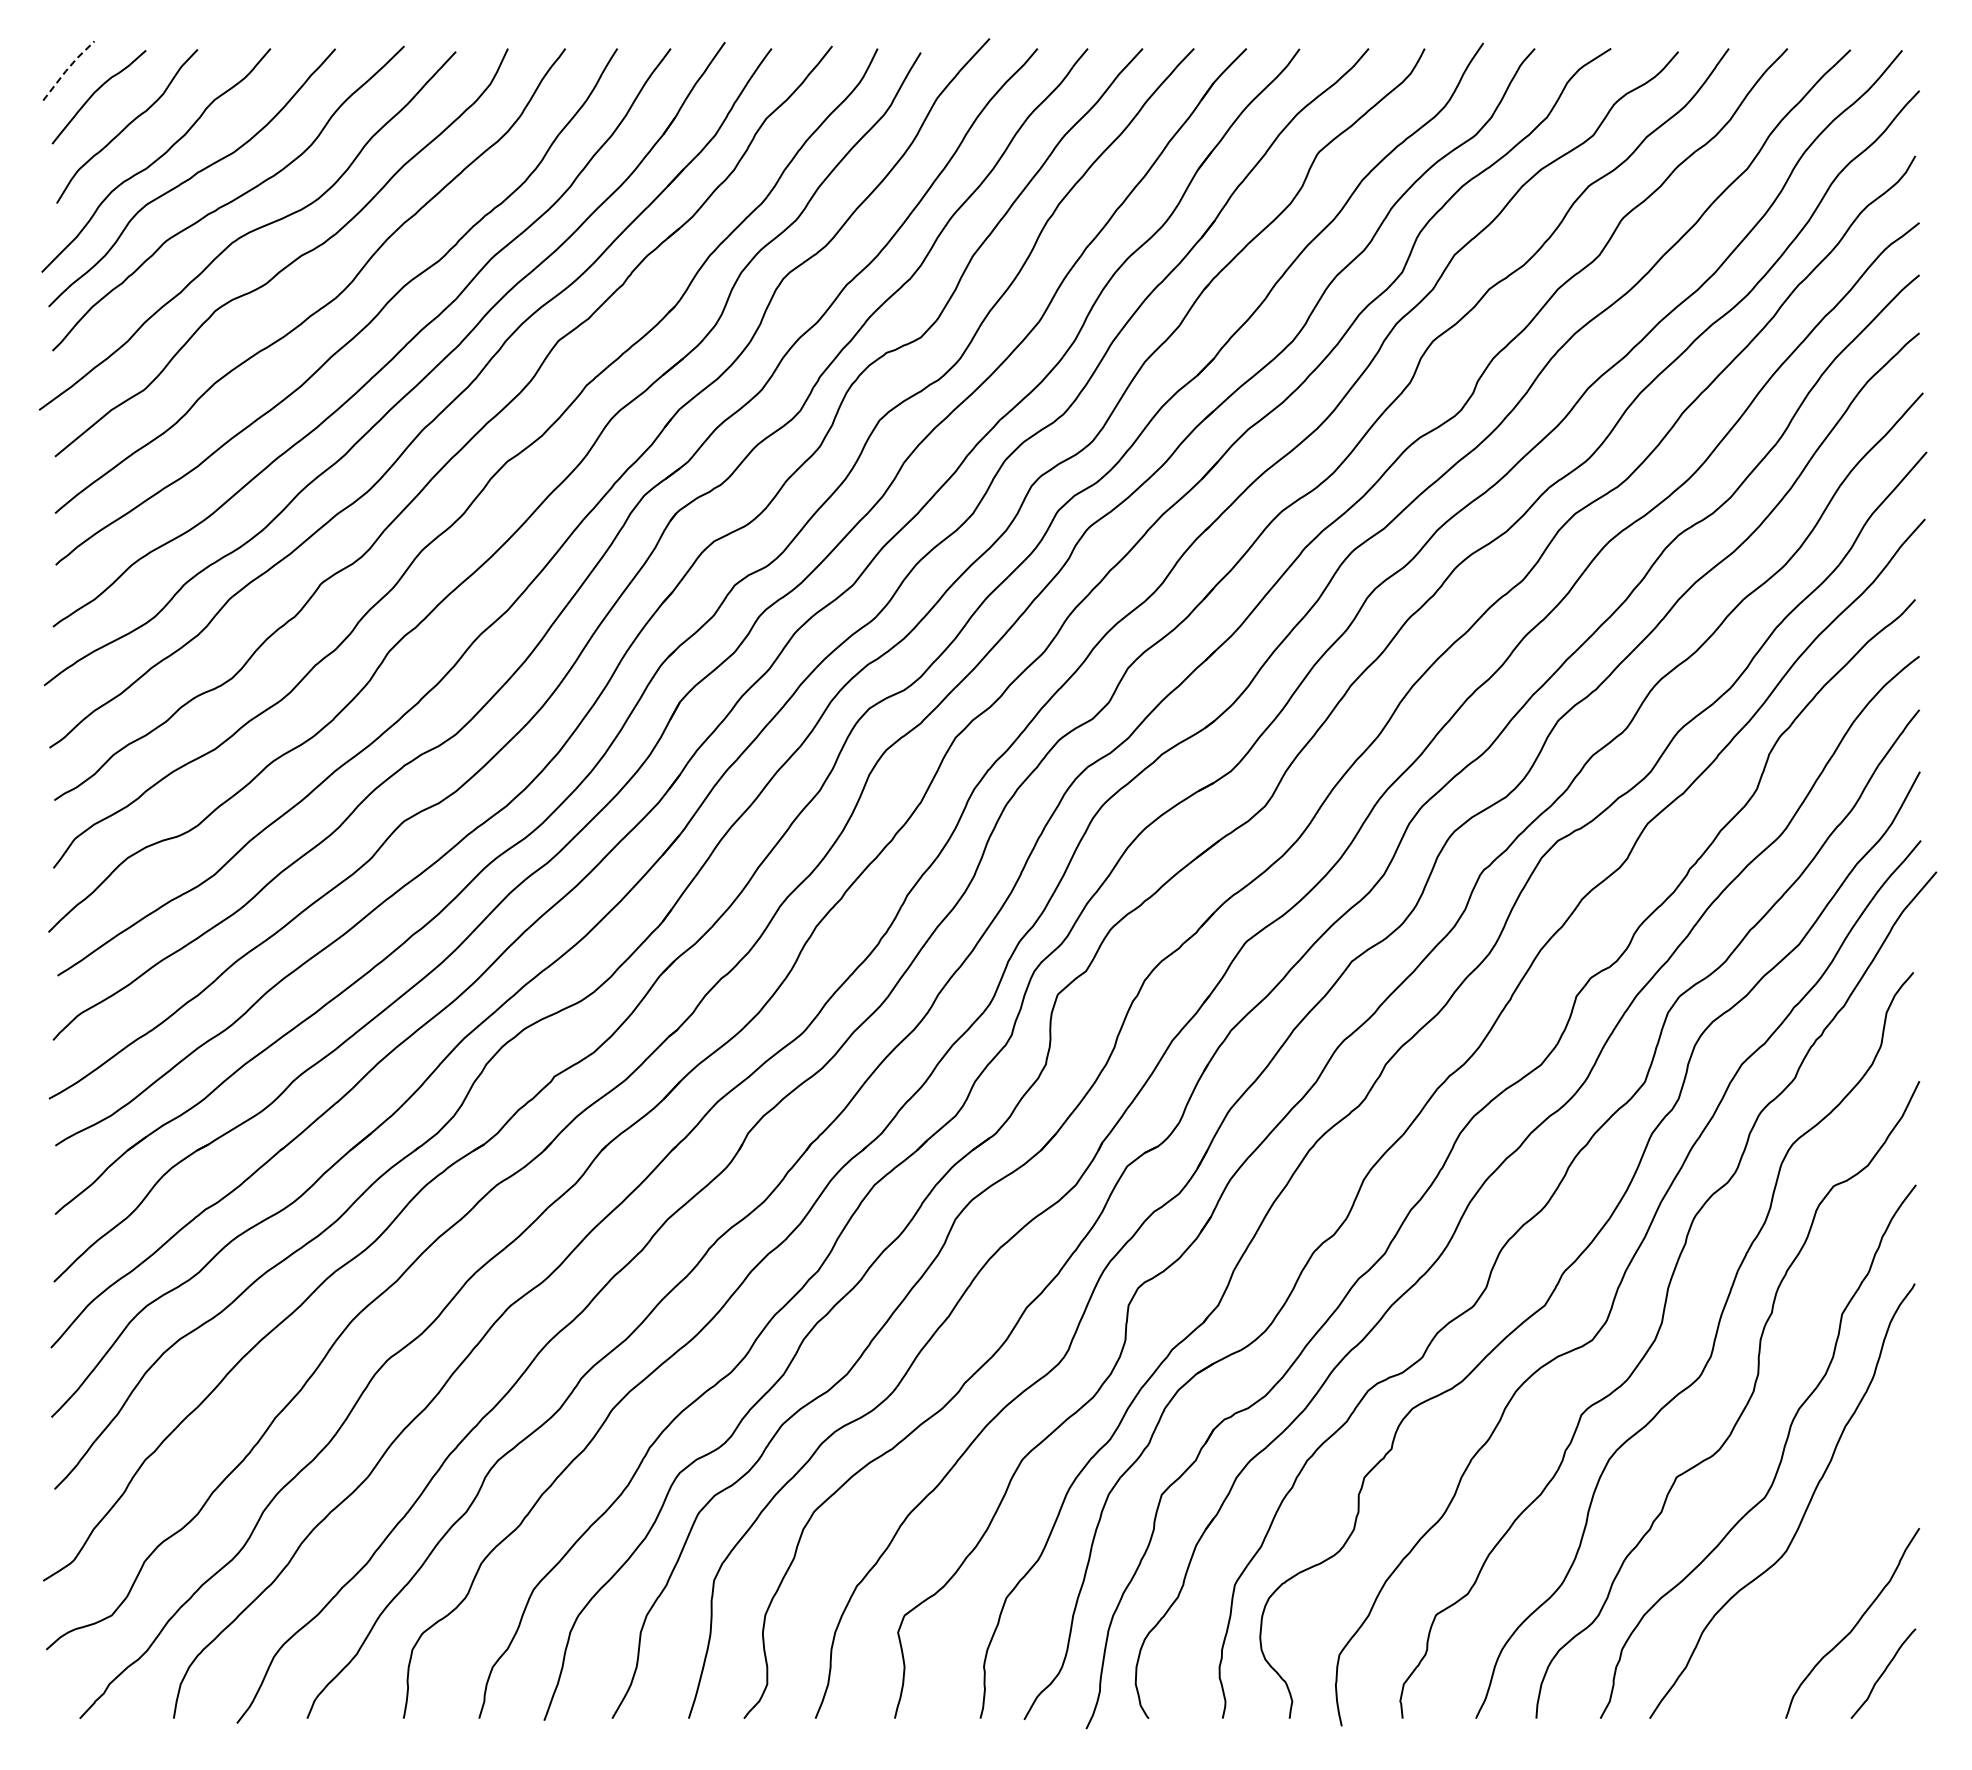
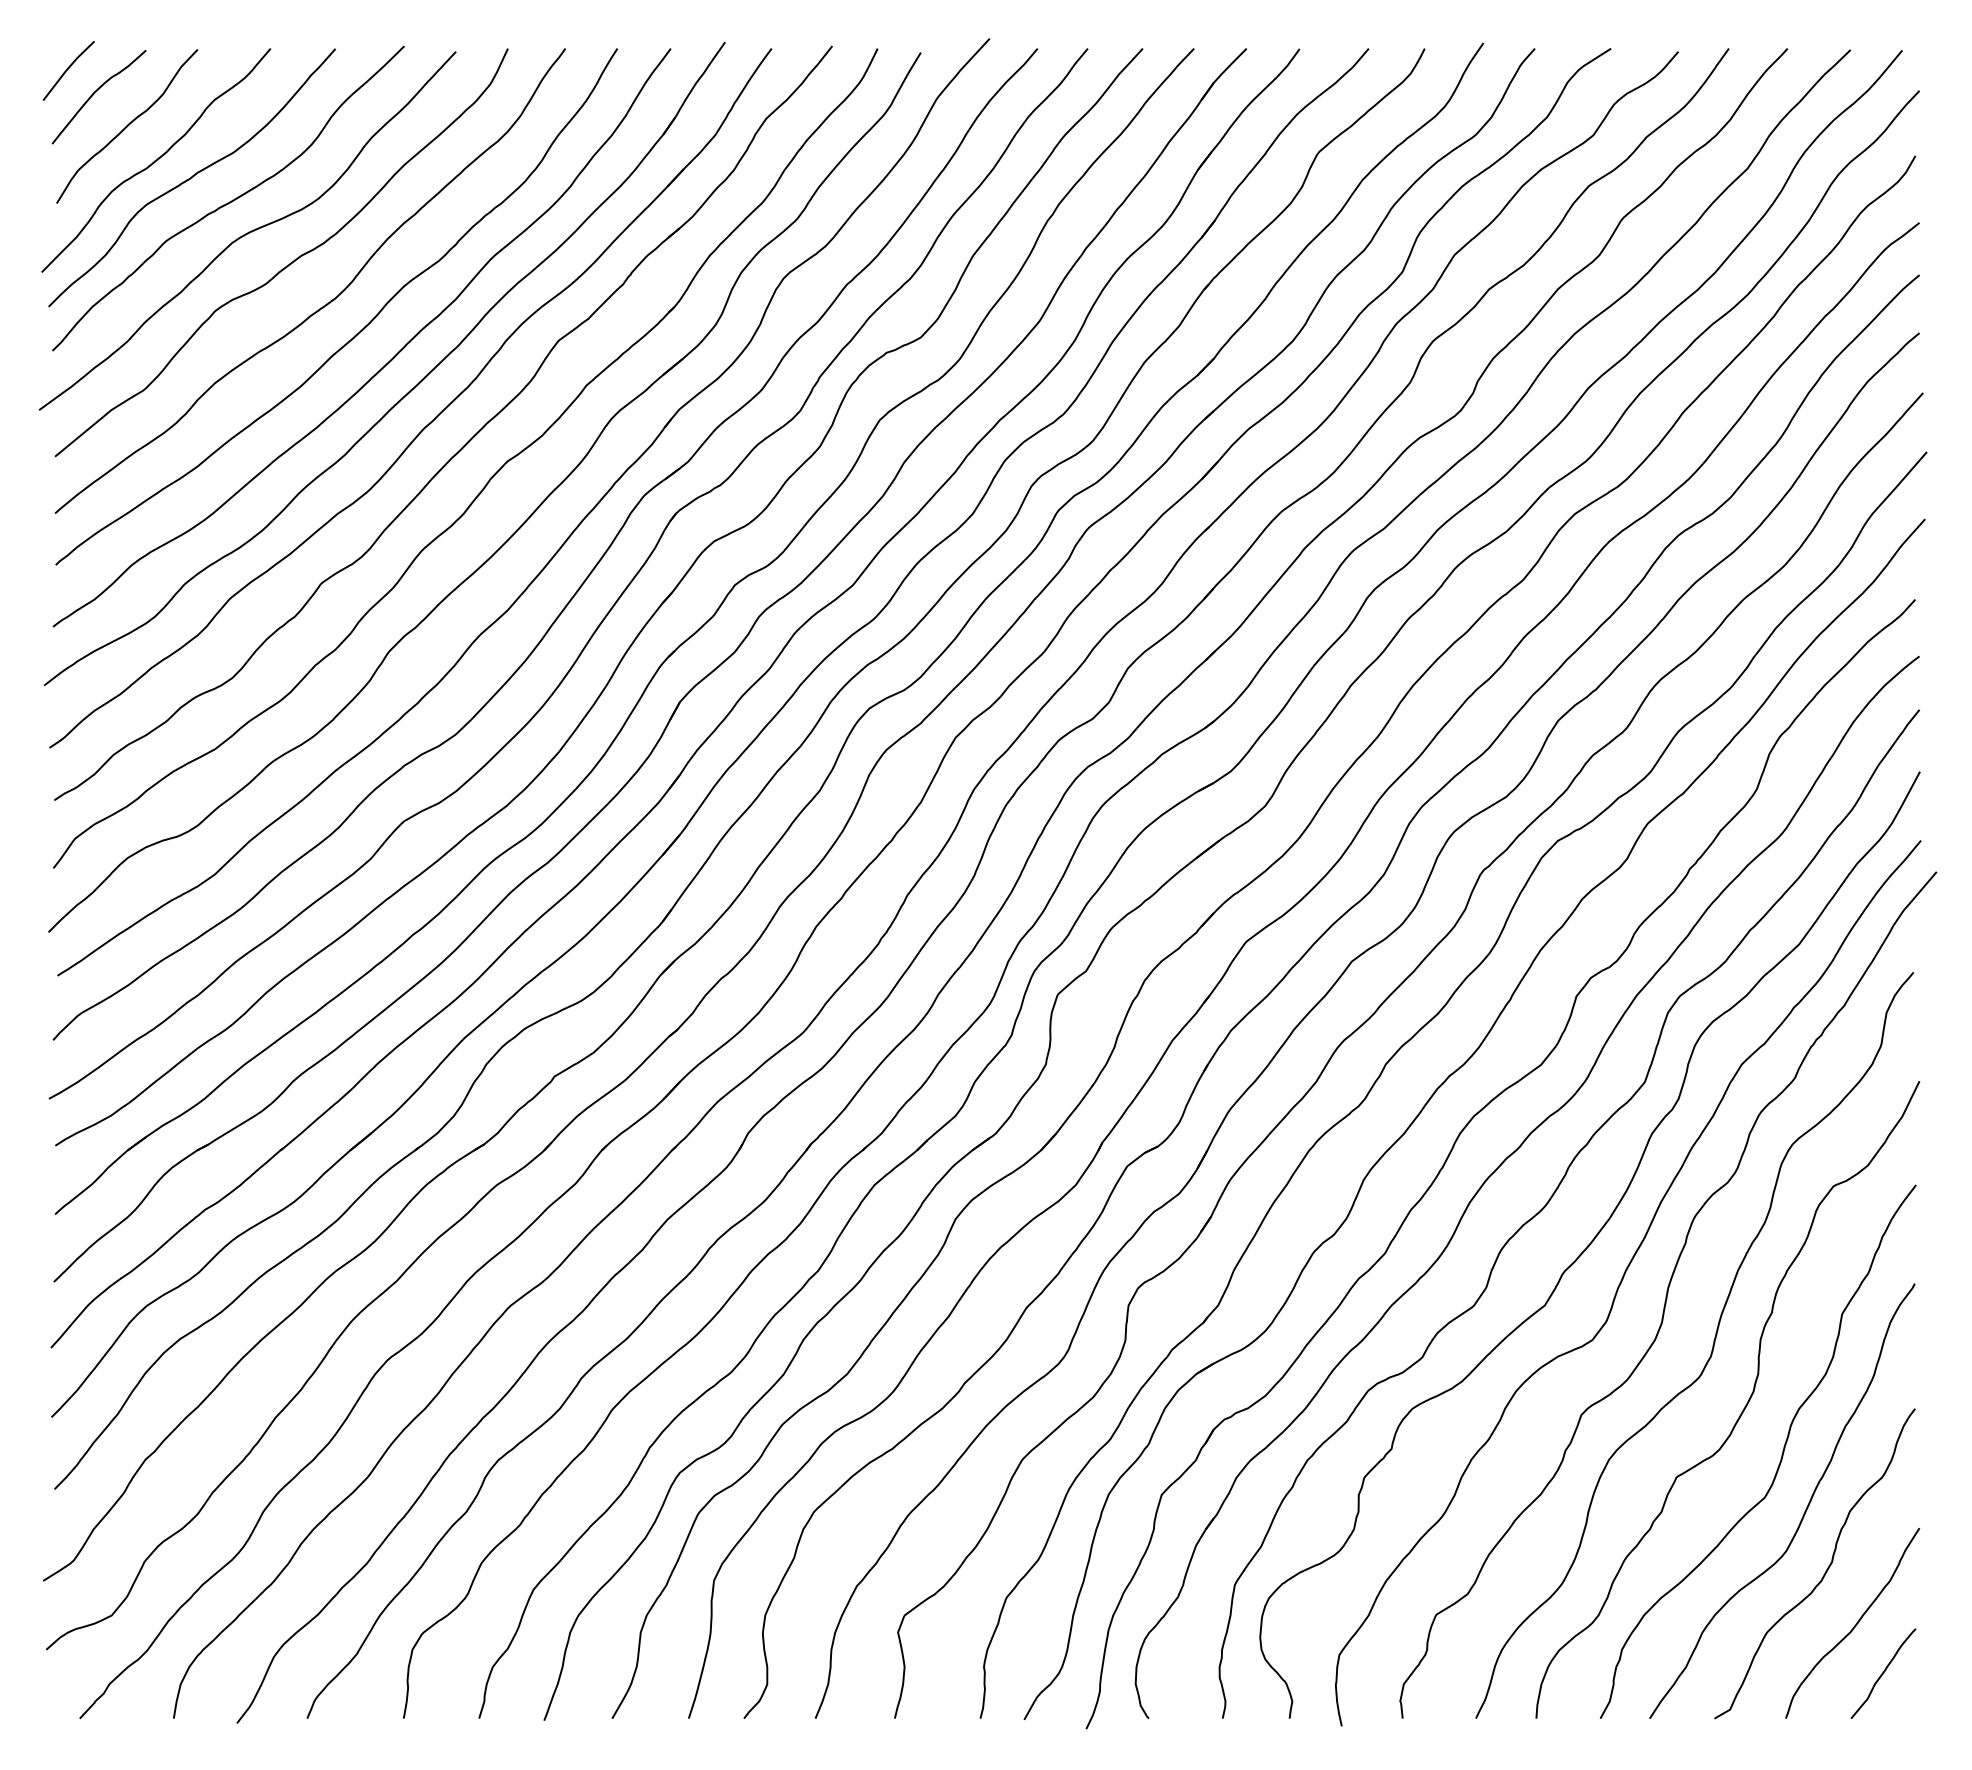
line: dashed -> solid (67, 69)
curve: none -> present (1826, 1569)
